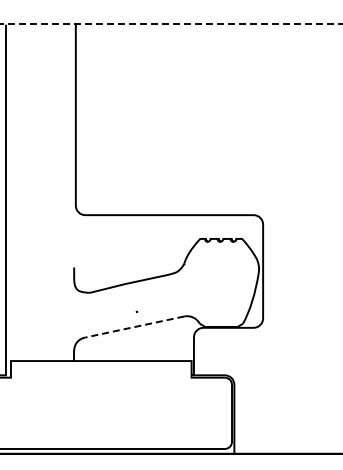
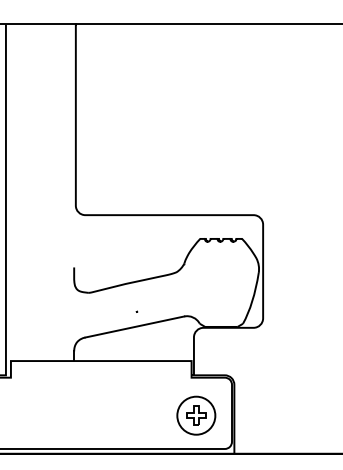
line: dashed -> solid (171, 23)
line: dashed -> solid (134, 327)
part: none -> present (196, 415)
